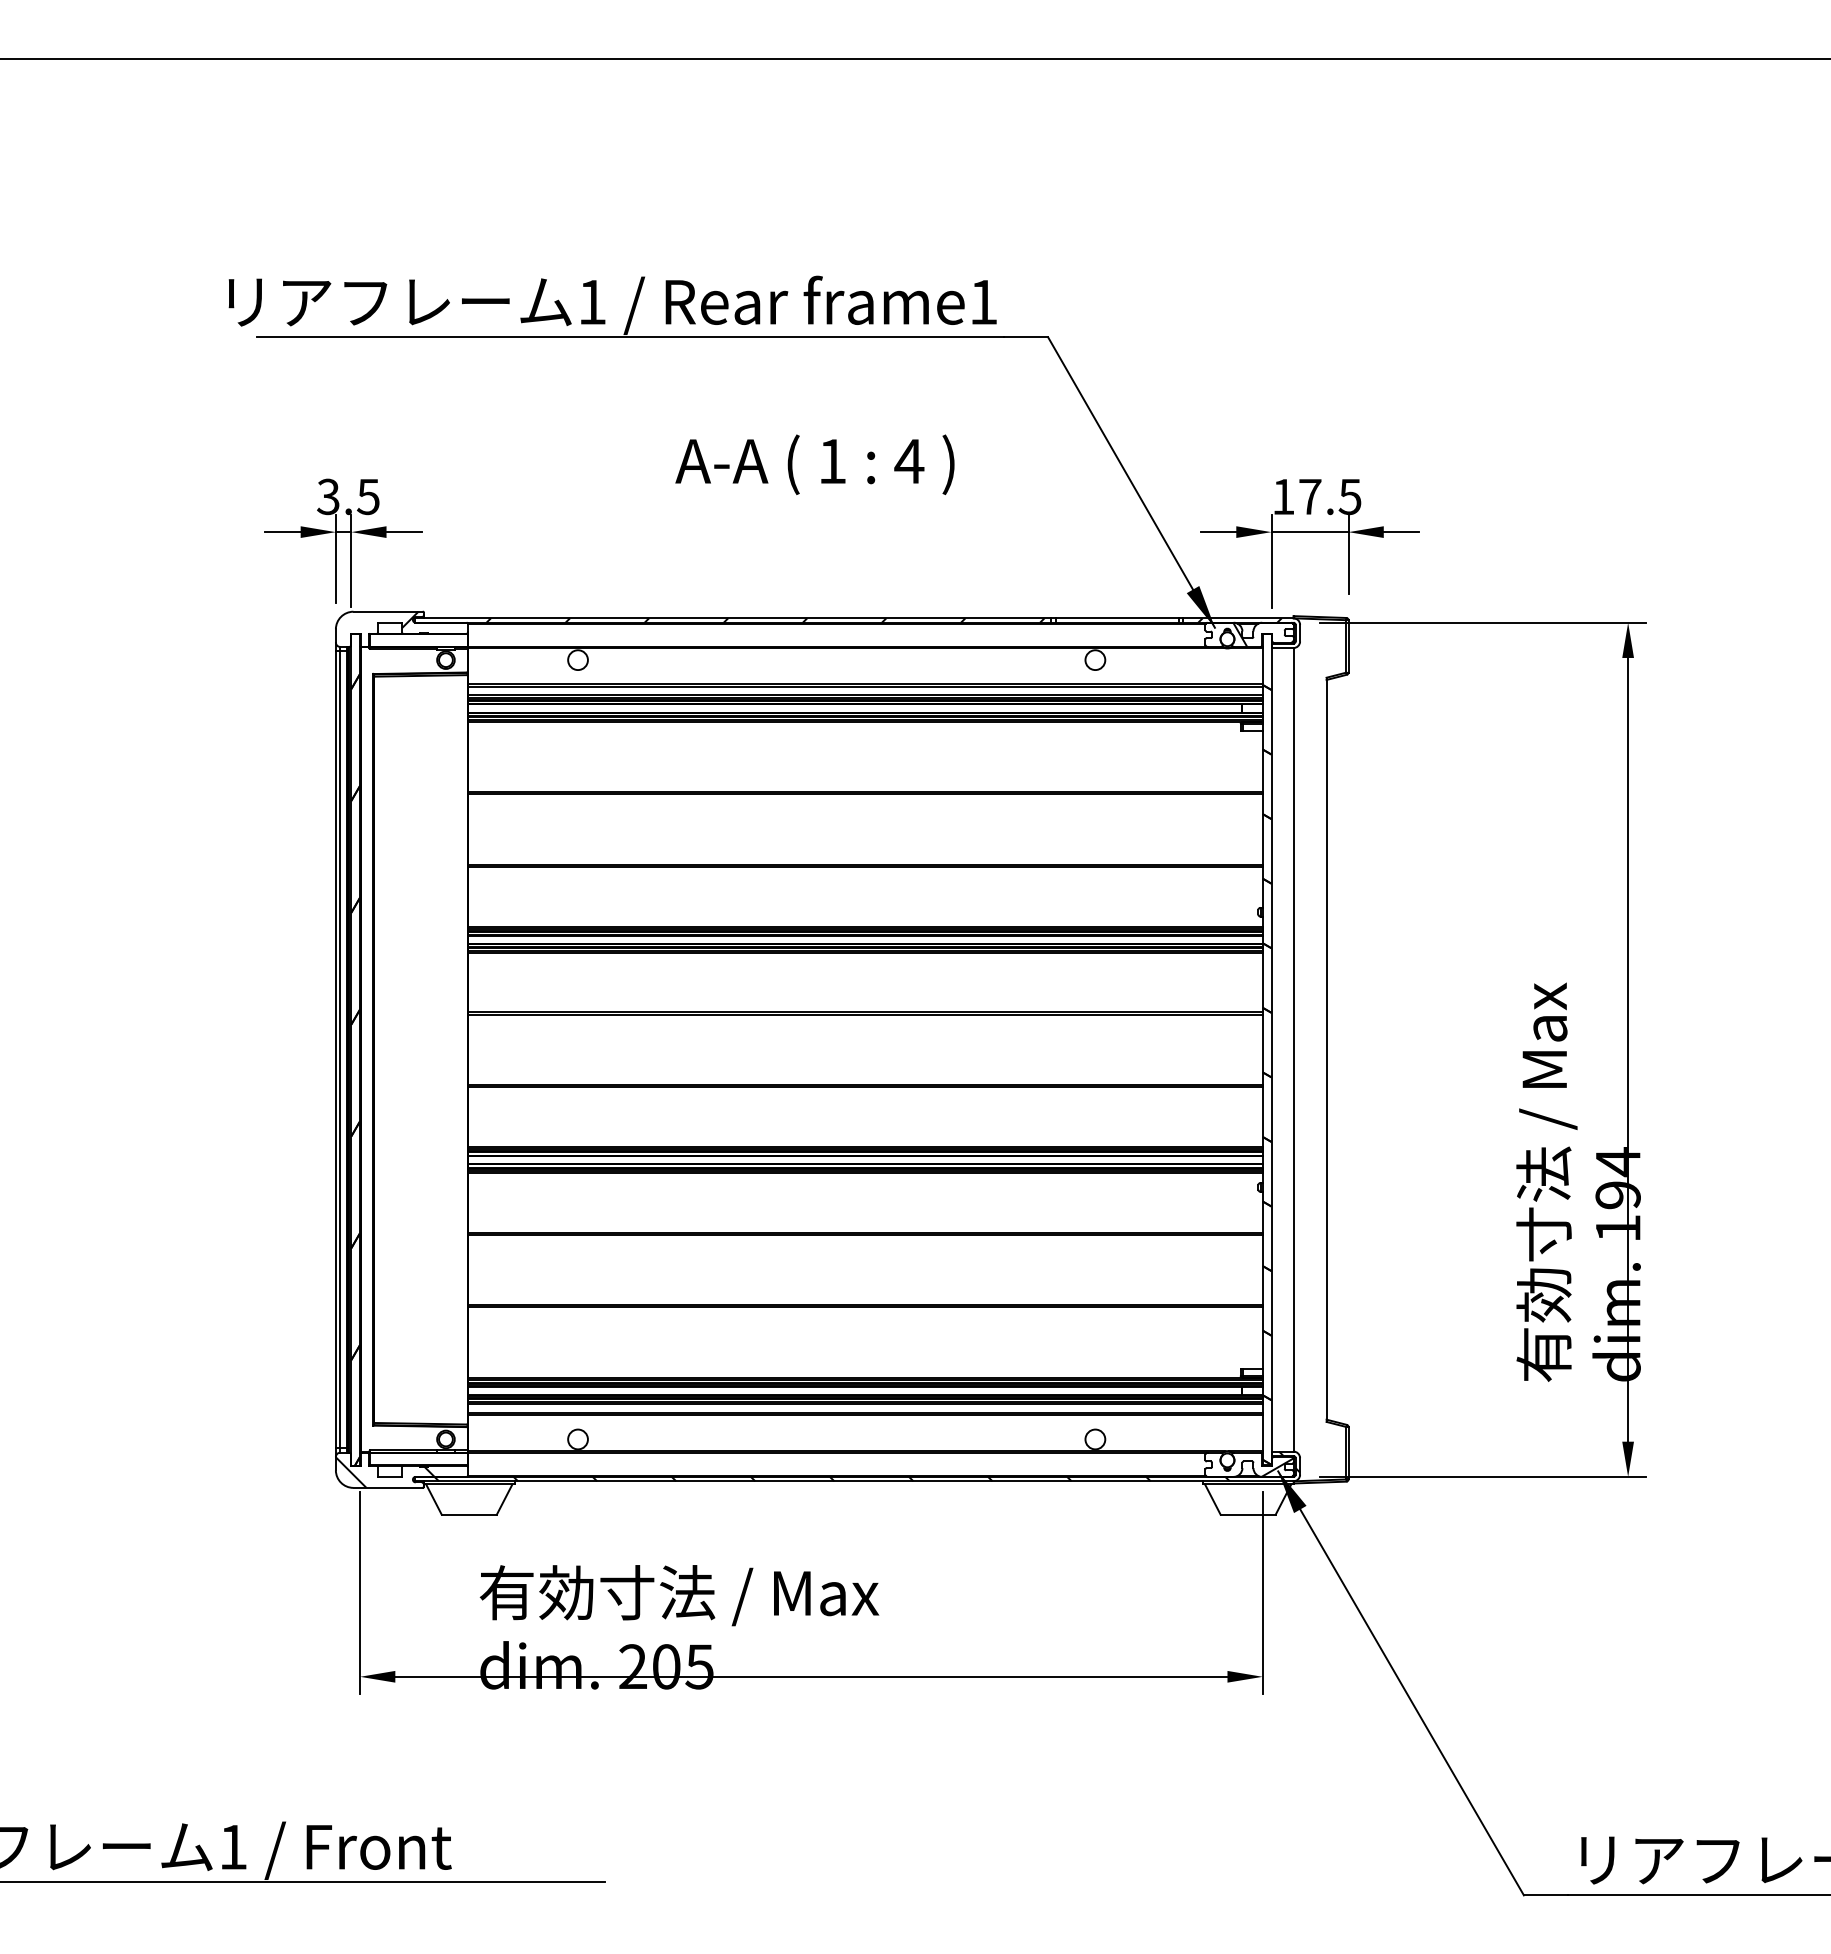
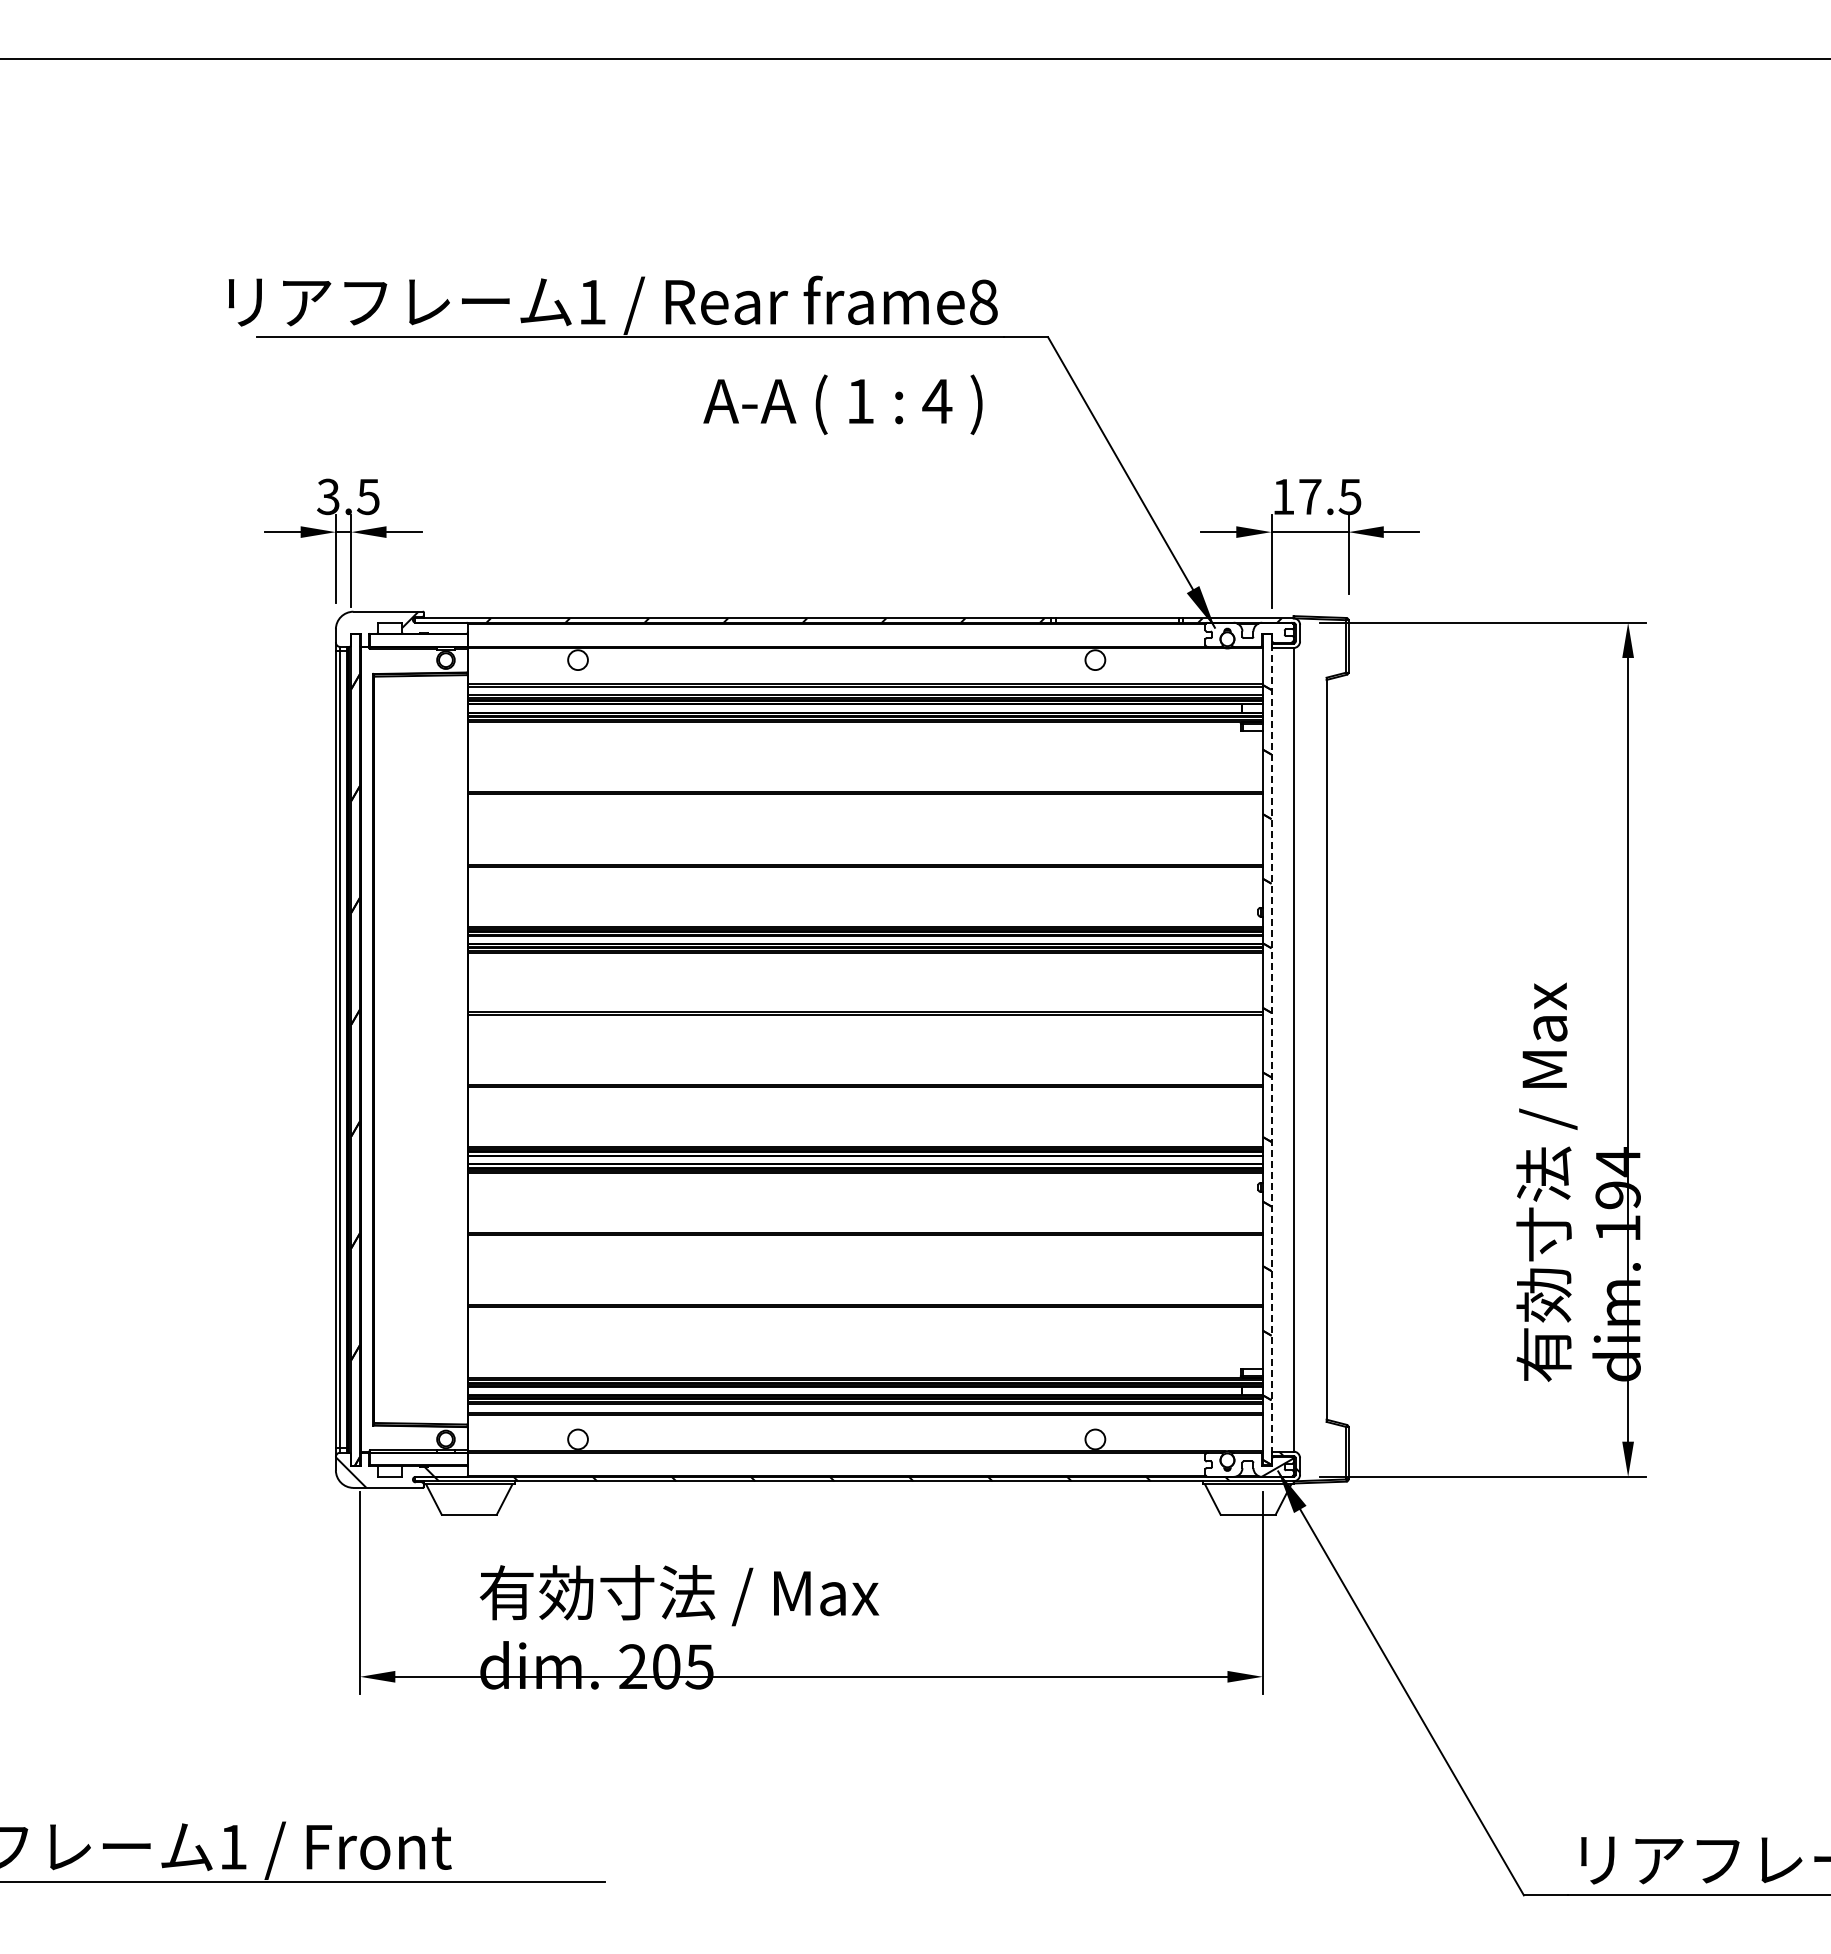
text: frame1 -> frame8 (983, 301)
text position: (814, 464) -> (842, 404) (842, 404)
hatch: present -> none (1240, 634)
line: solid -> dashed (1271, 1049)
